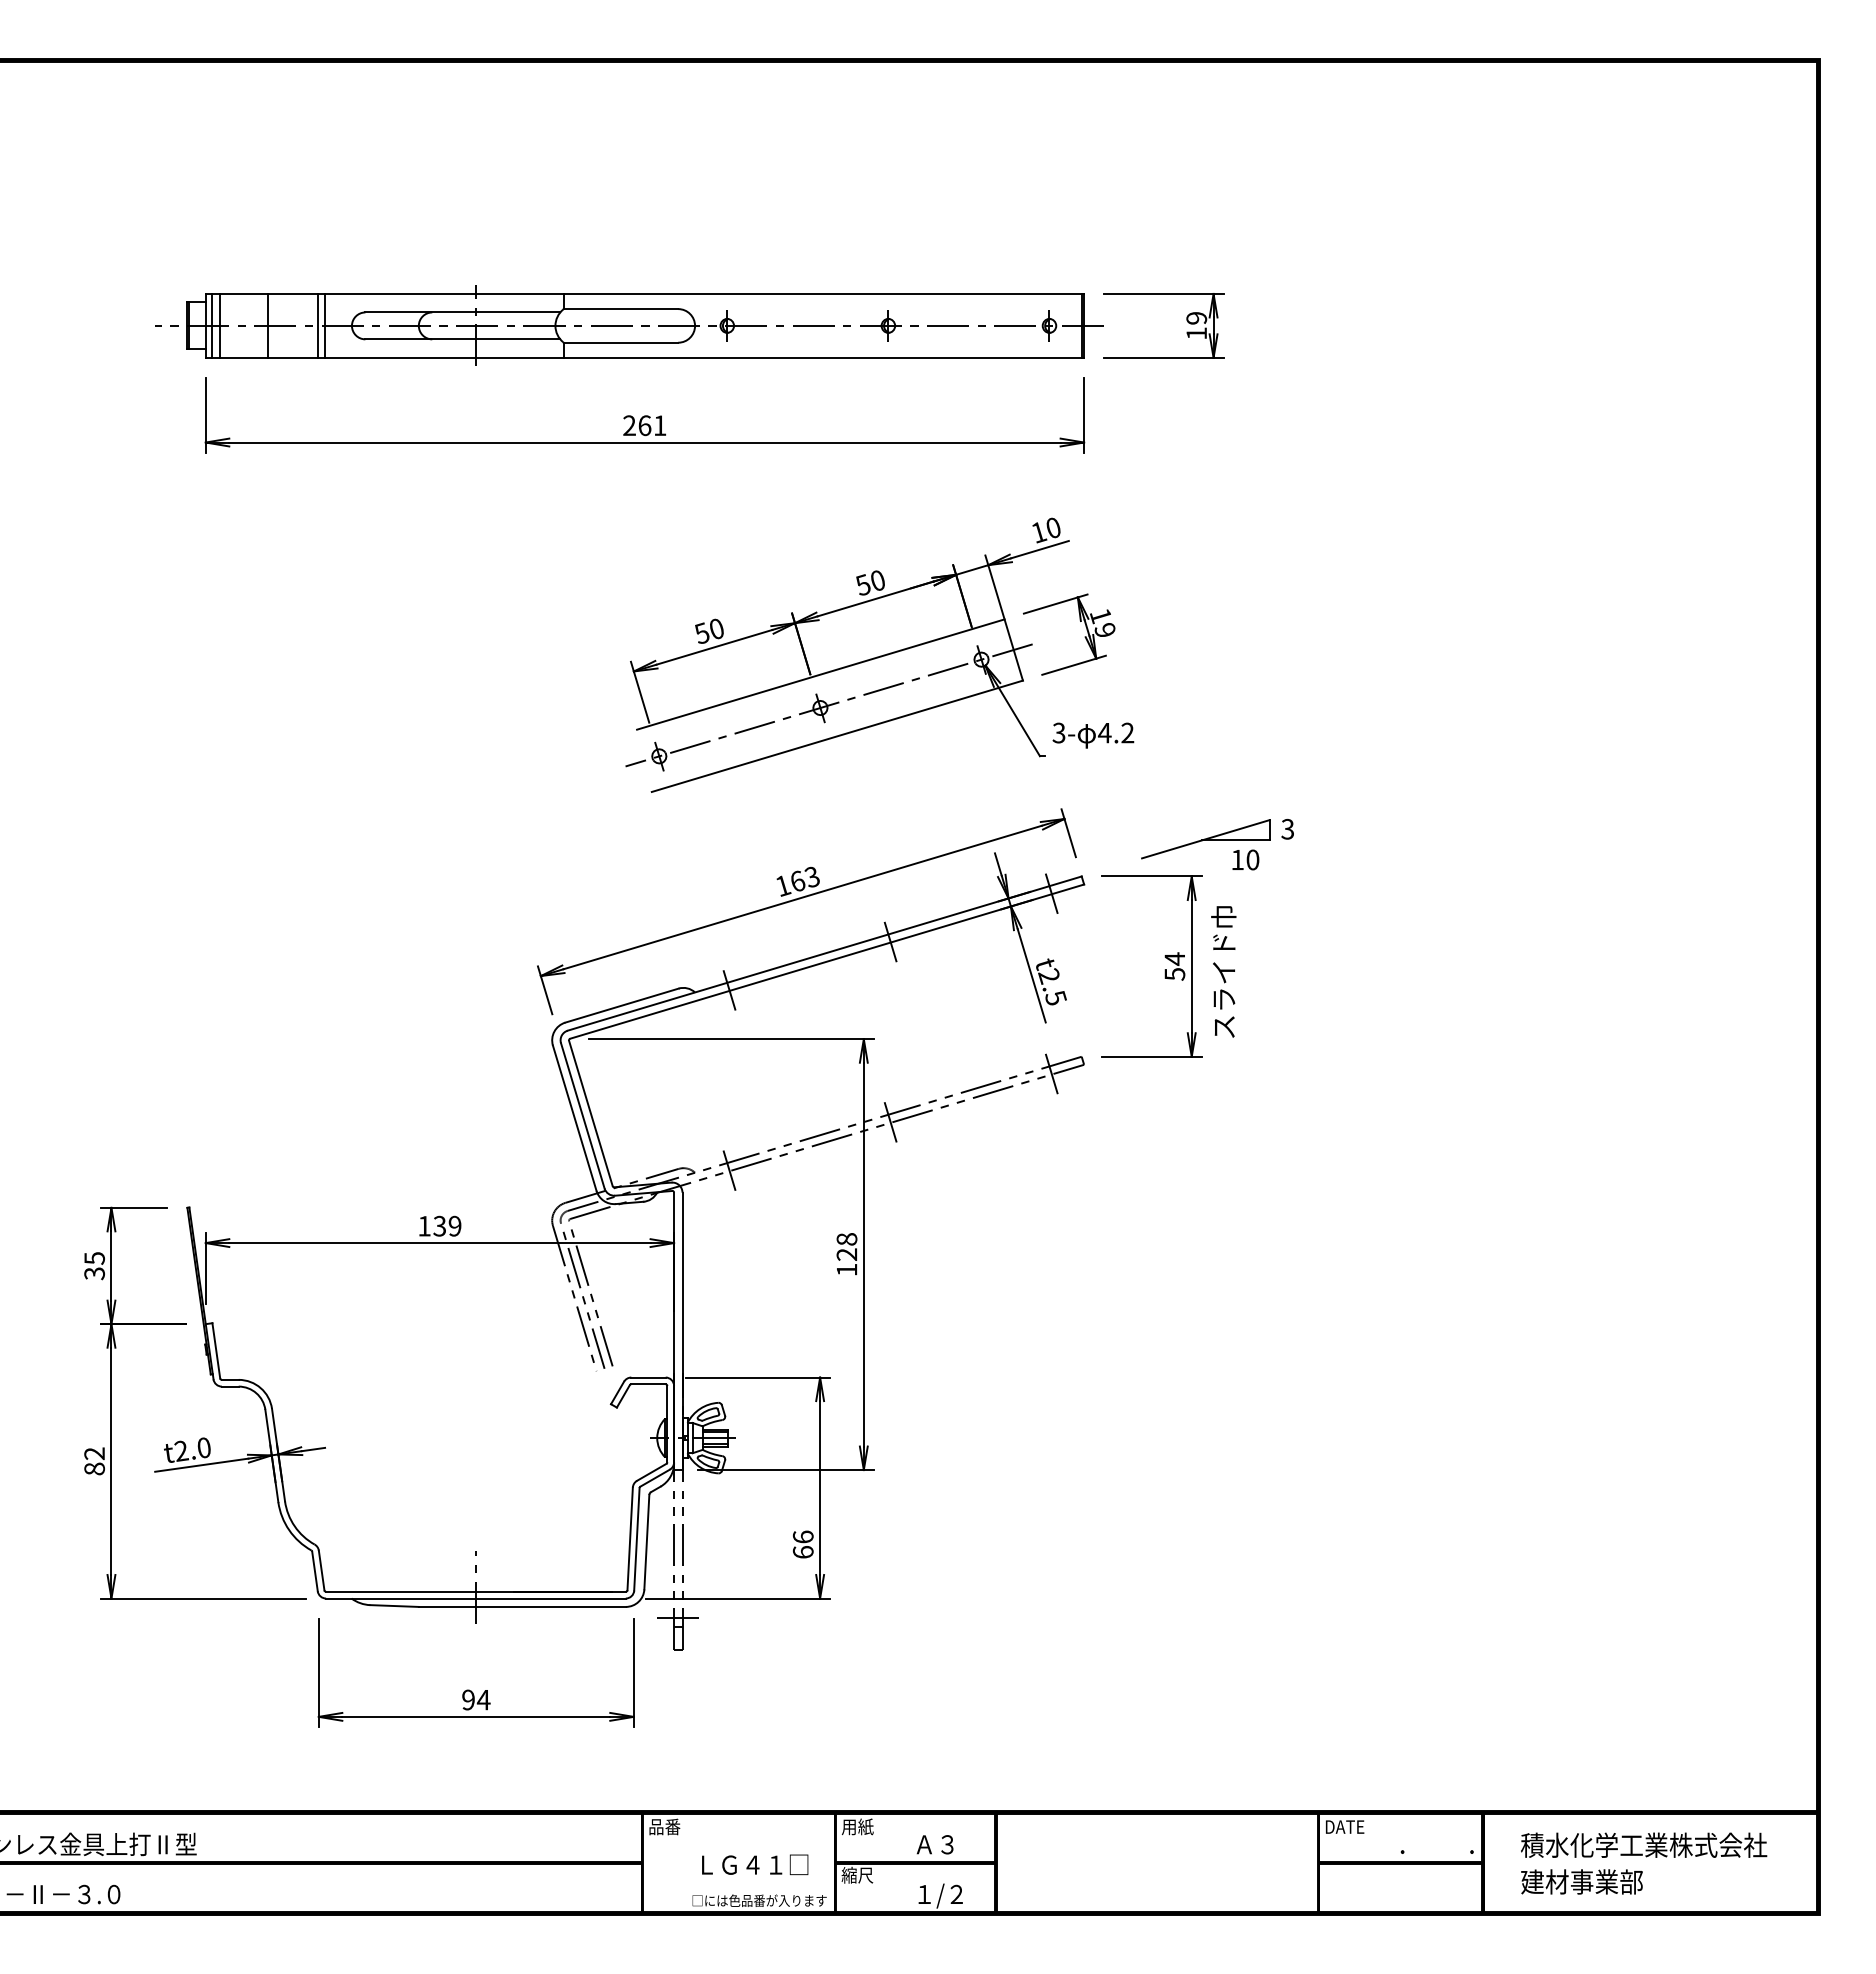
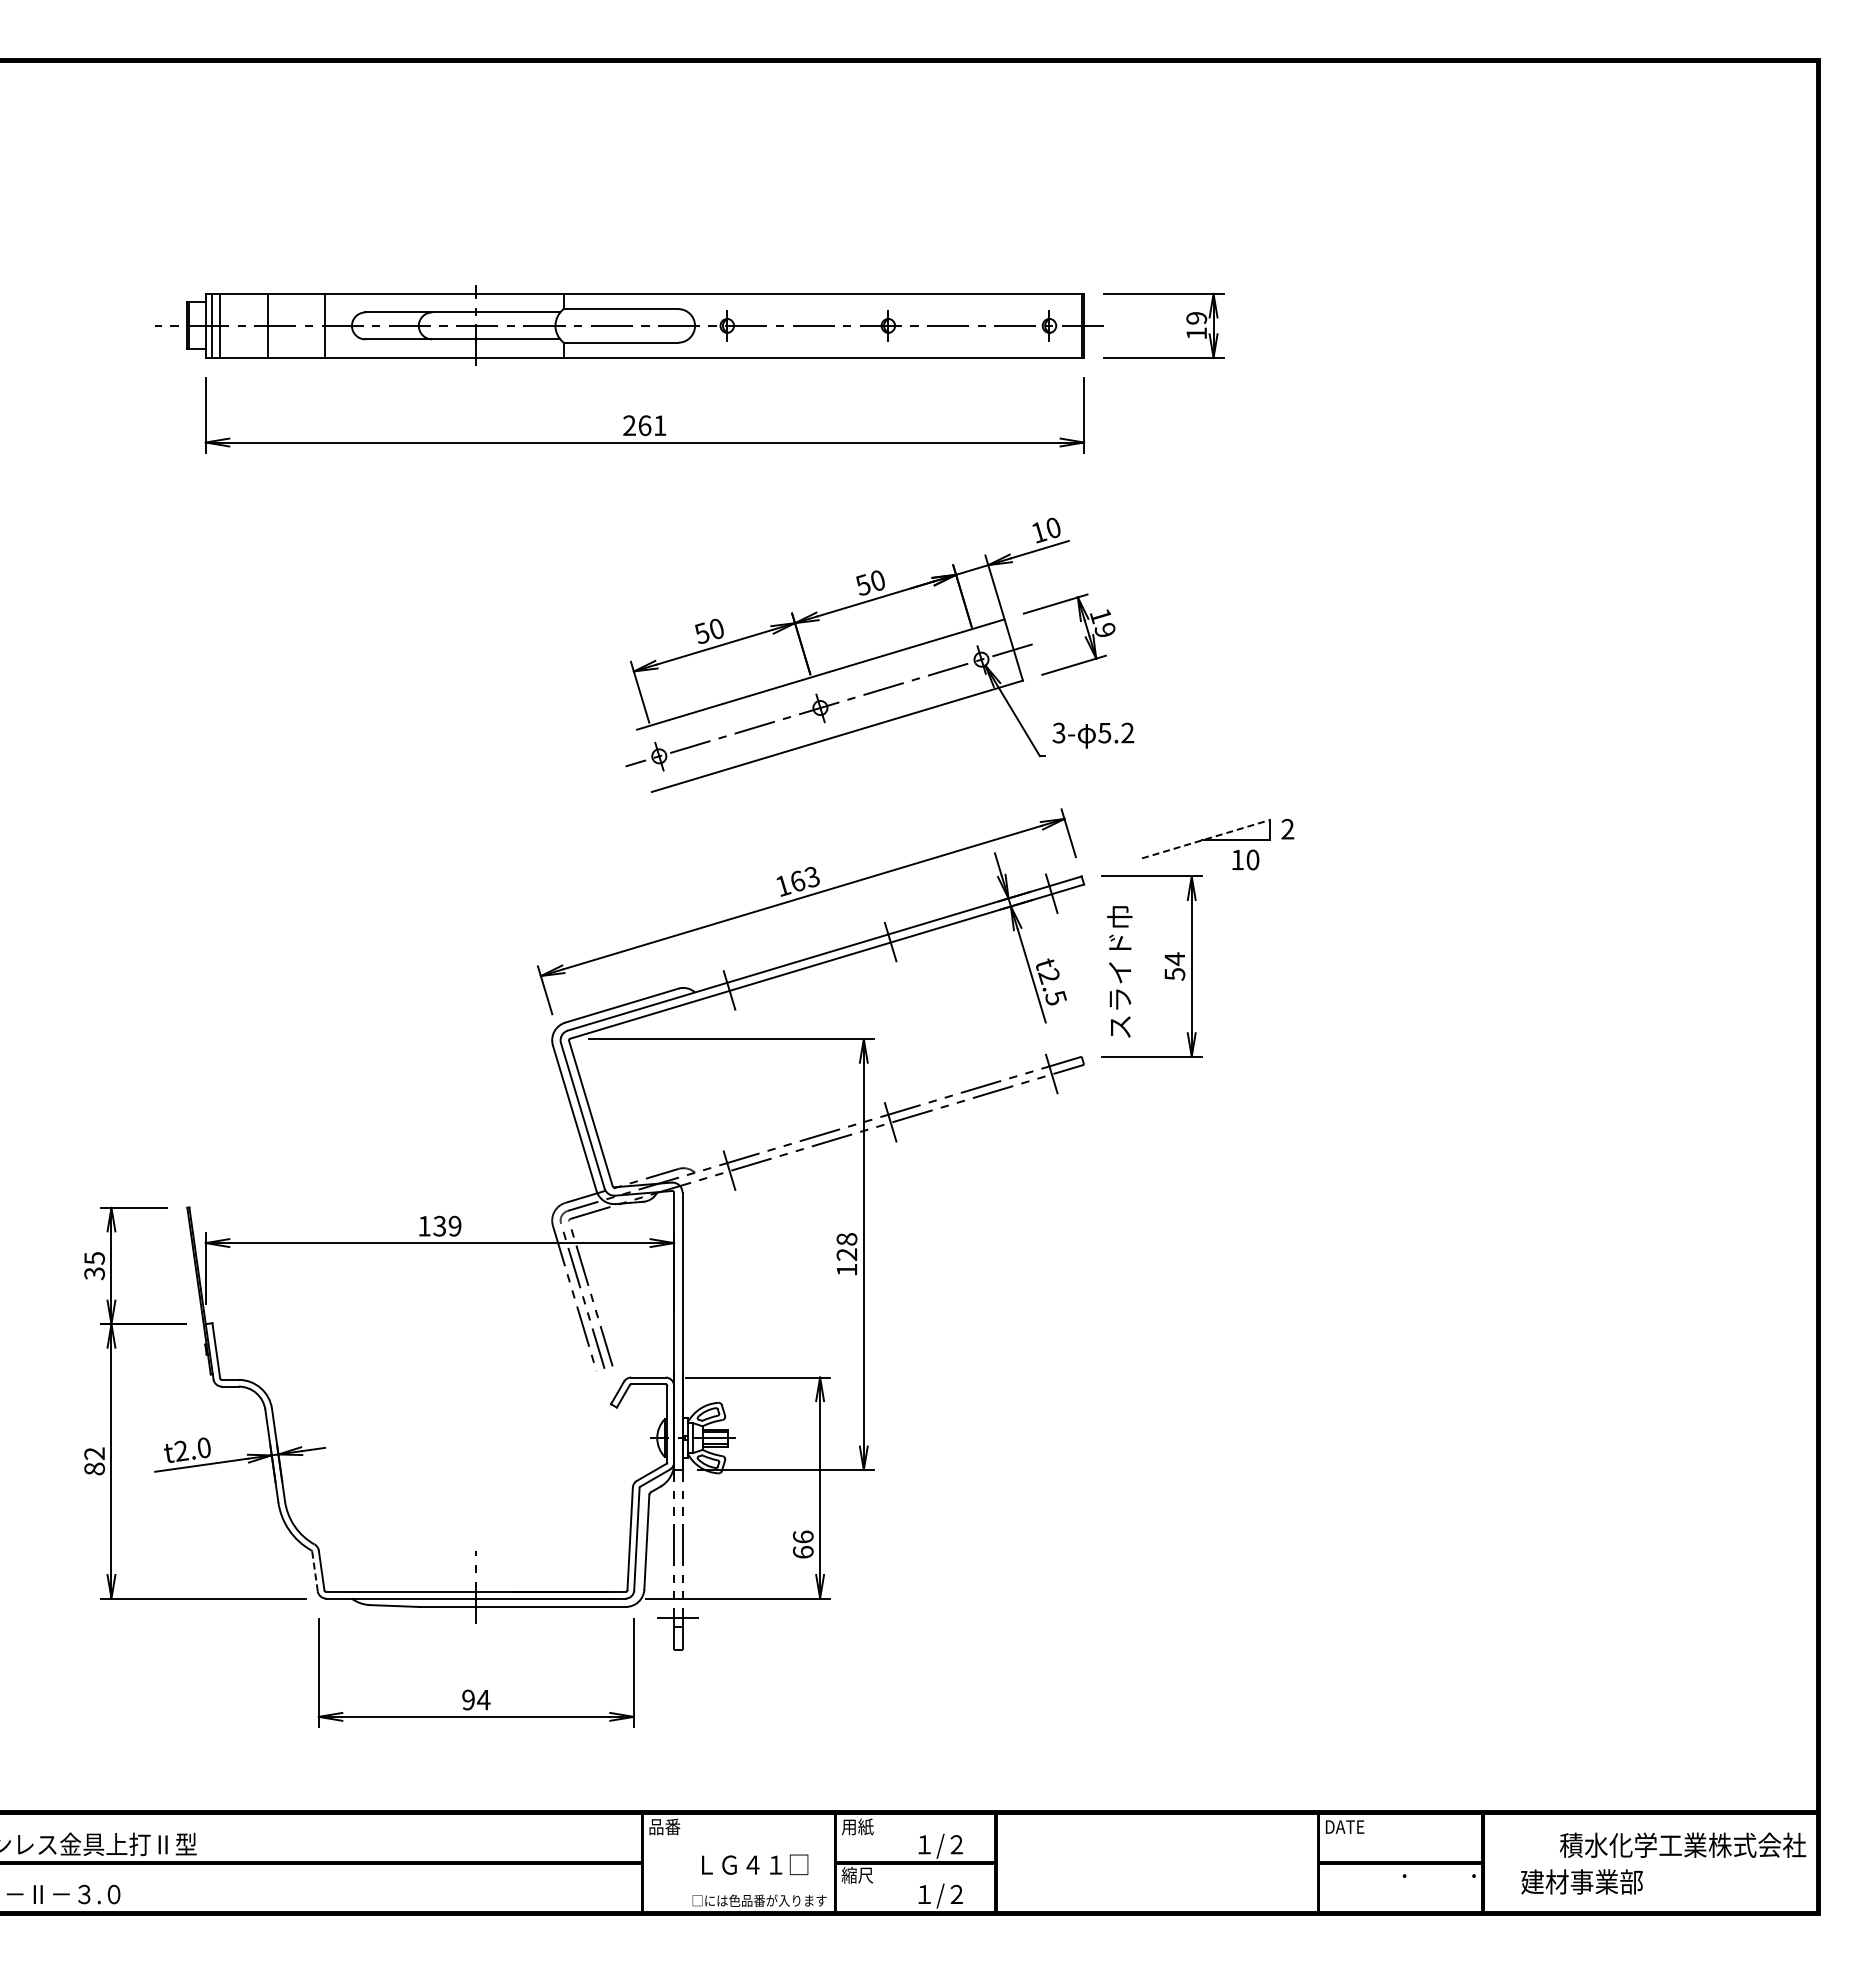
line: present -> none (318, 325)
text: 4.2 -> 5.2 (1104, 733)
text: 3 -> 2 (1287, 829)
line: solid -> dashed (1205, 839)
text position: (1223, 971) -> (1119, 971) (1119, 971)
line: solid -> dashed (314, 1570)
text position: (1644, 1844) -> (1683, 1844) (1683, 1844)
text: Ａ３ -> １/２ (939, 1845)
text position: (1436, 1851) -> (1438, 1875) (1438, 1875)
